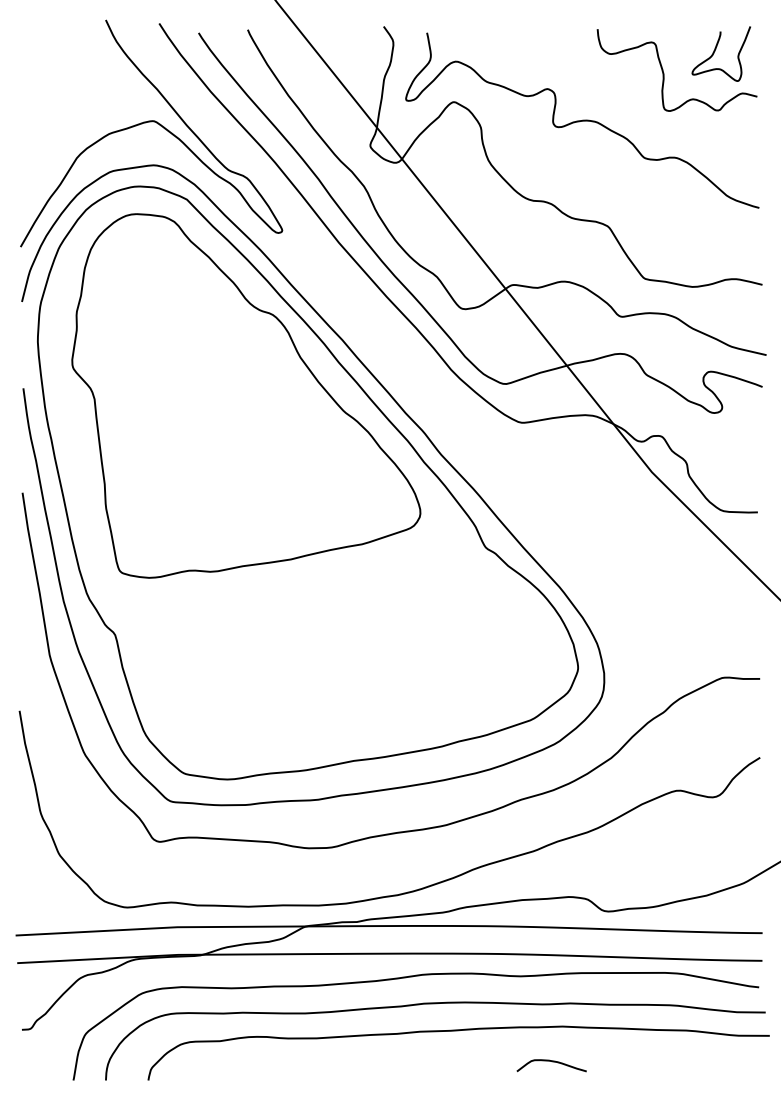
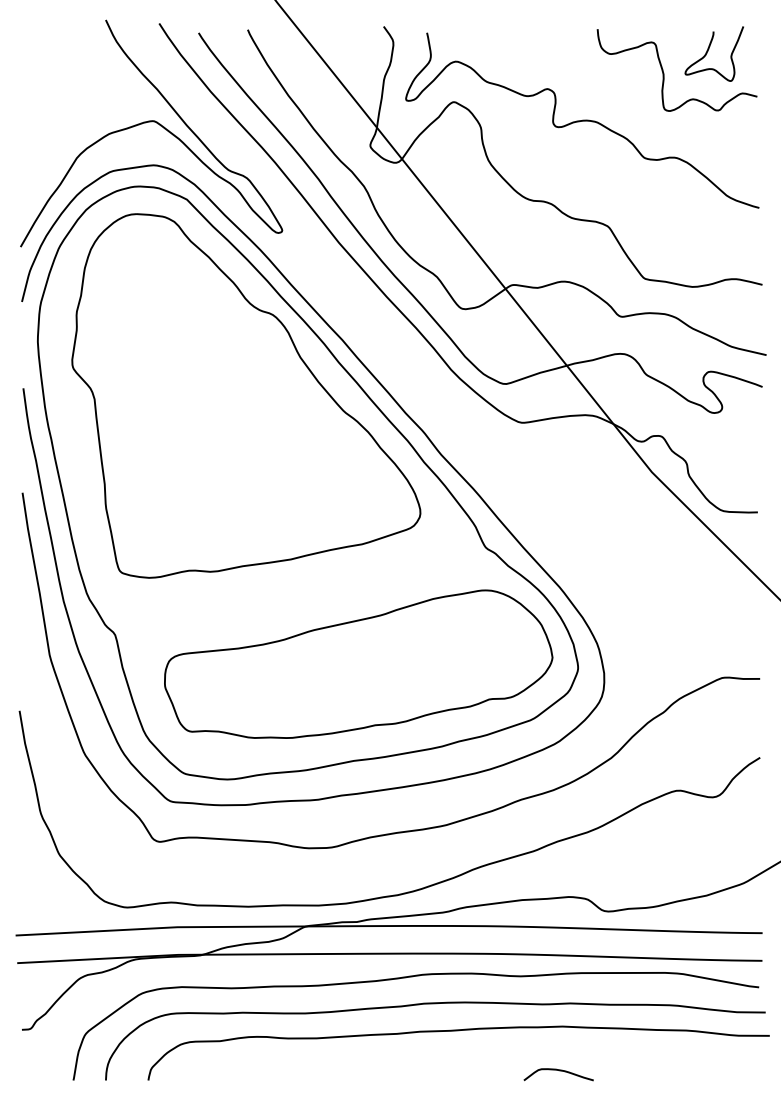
curve position: (715, 51) -> (708, 51) (708, 51)
part: none -> present (358, 663)
curve position: (552, 1062) -> (559, 1071) (559, 1071)
